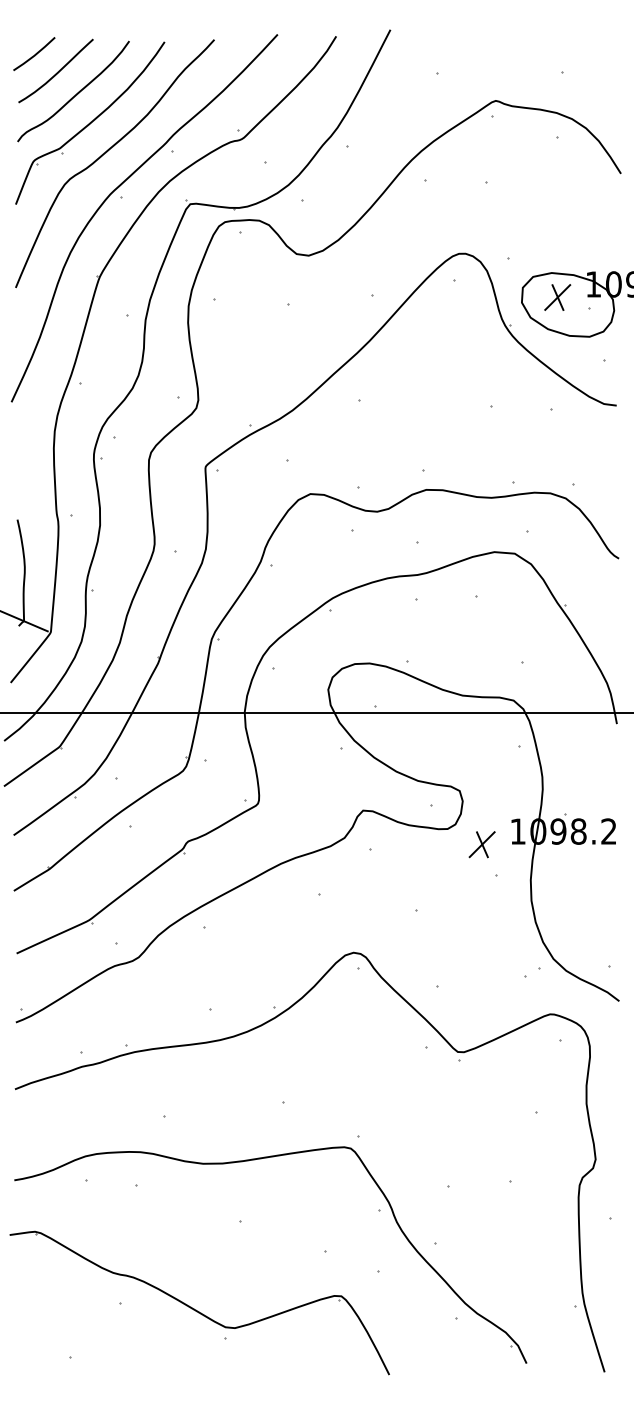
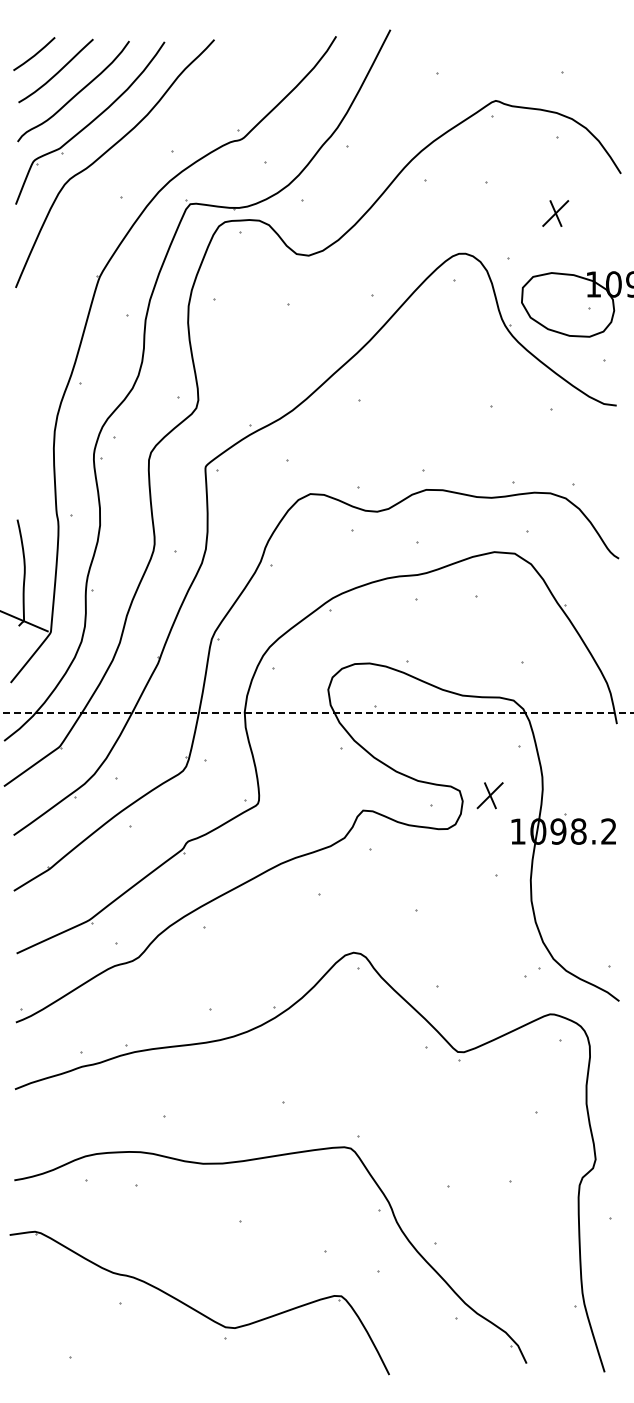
curve: present -> none (118, 188)
part position: (557, 297) -> (555, 213) (555, 213)
line: solid -> dashed (317, 713)
part position: (481, 844) -> (489, 795) (489, 795)
